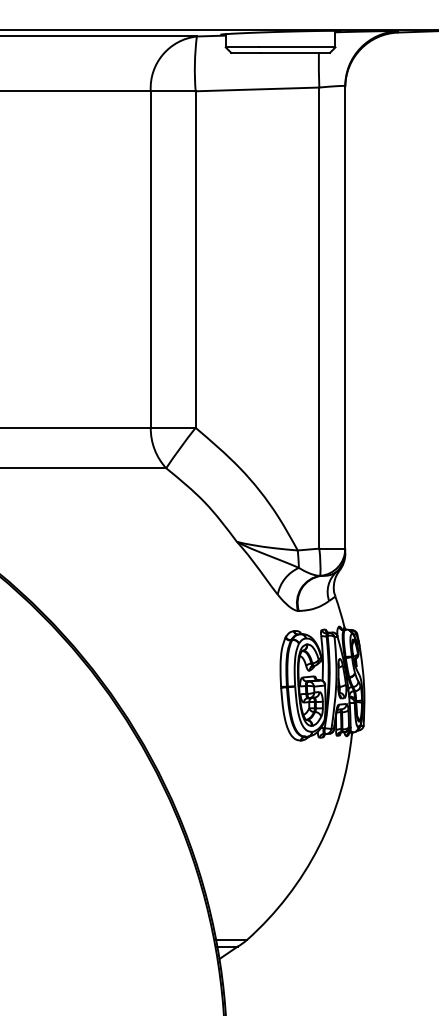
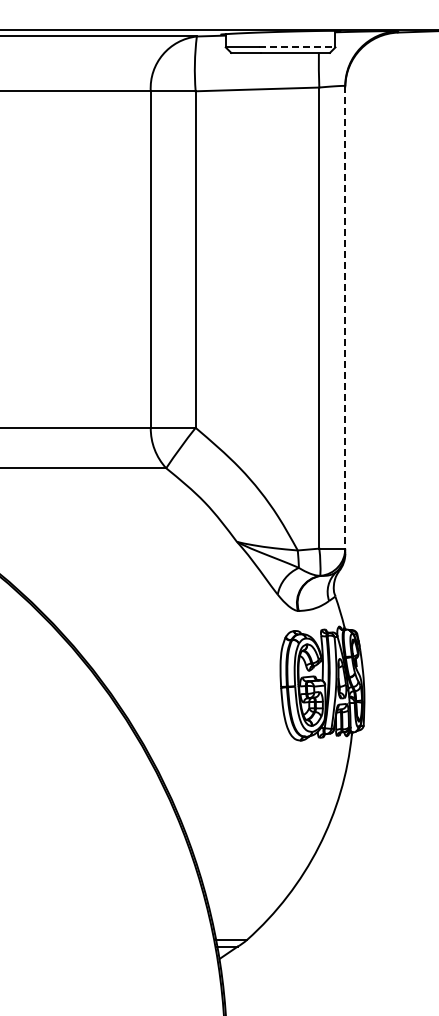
line: solid -> dashed (297, 47)
line: solid -> dashed (345, 317)
